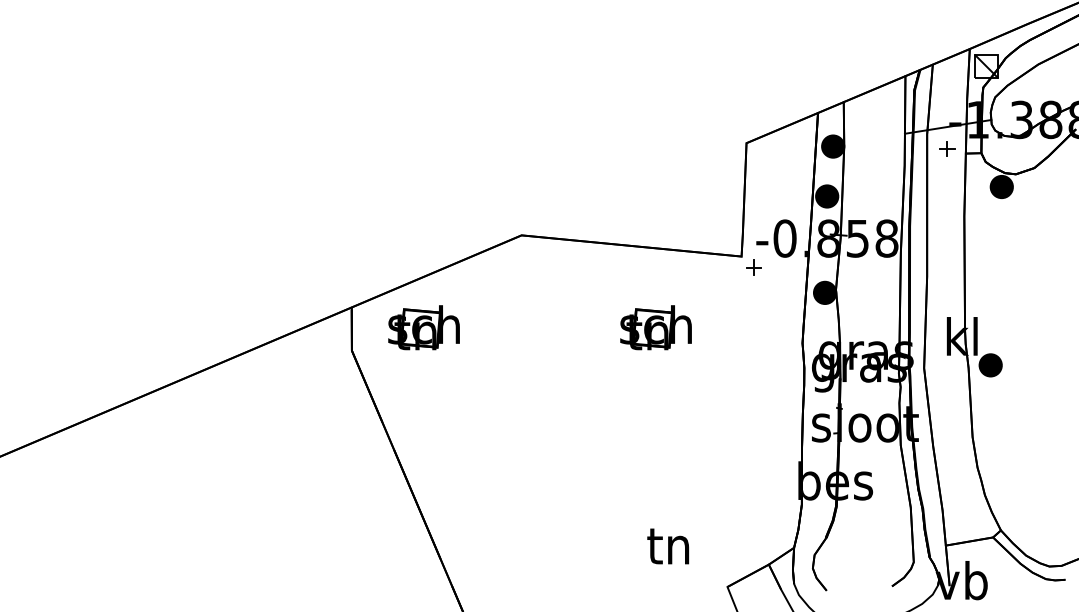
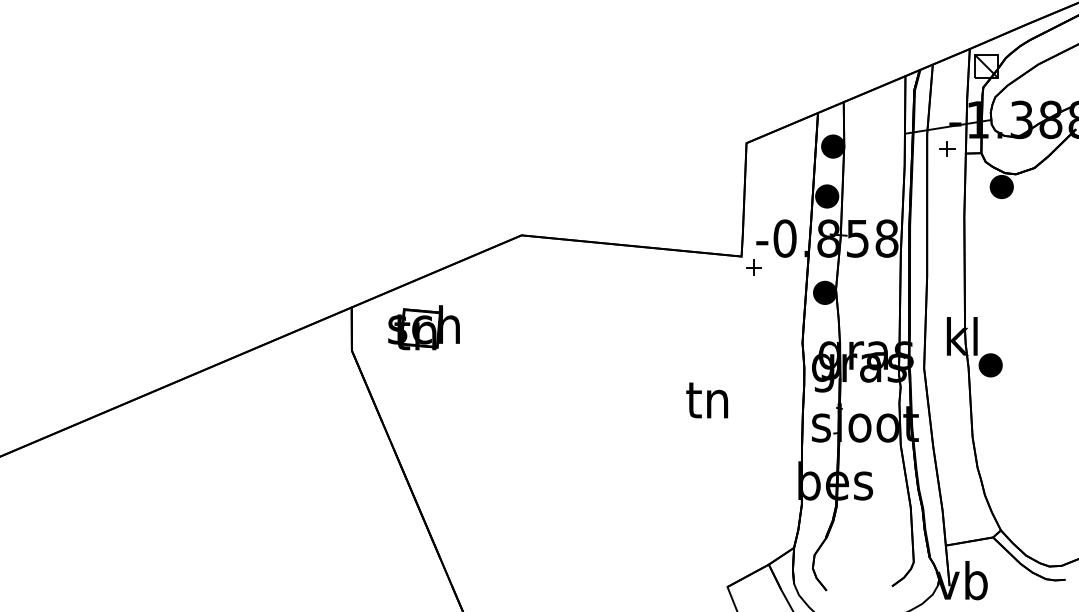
part: present -> none (655, 327)
text position: (667, 546) -> (706, 400) (706, 400)
